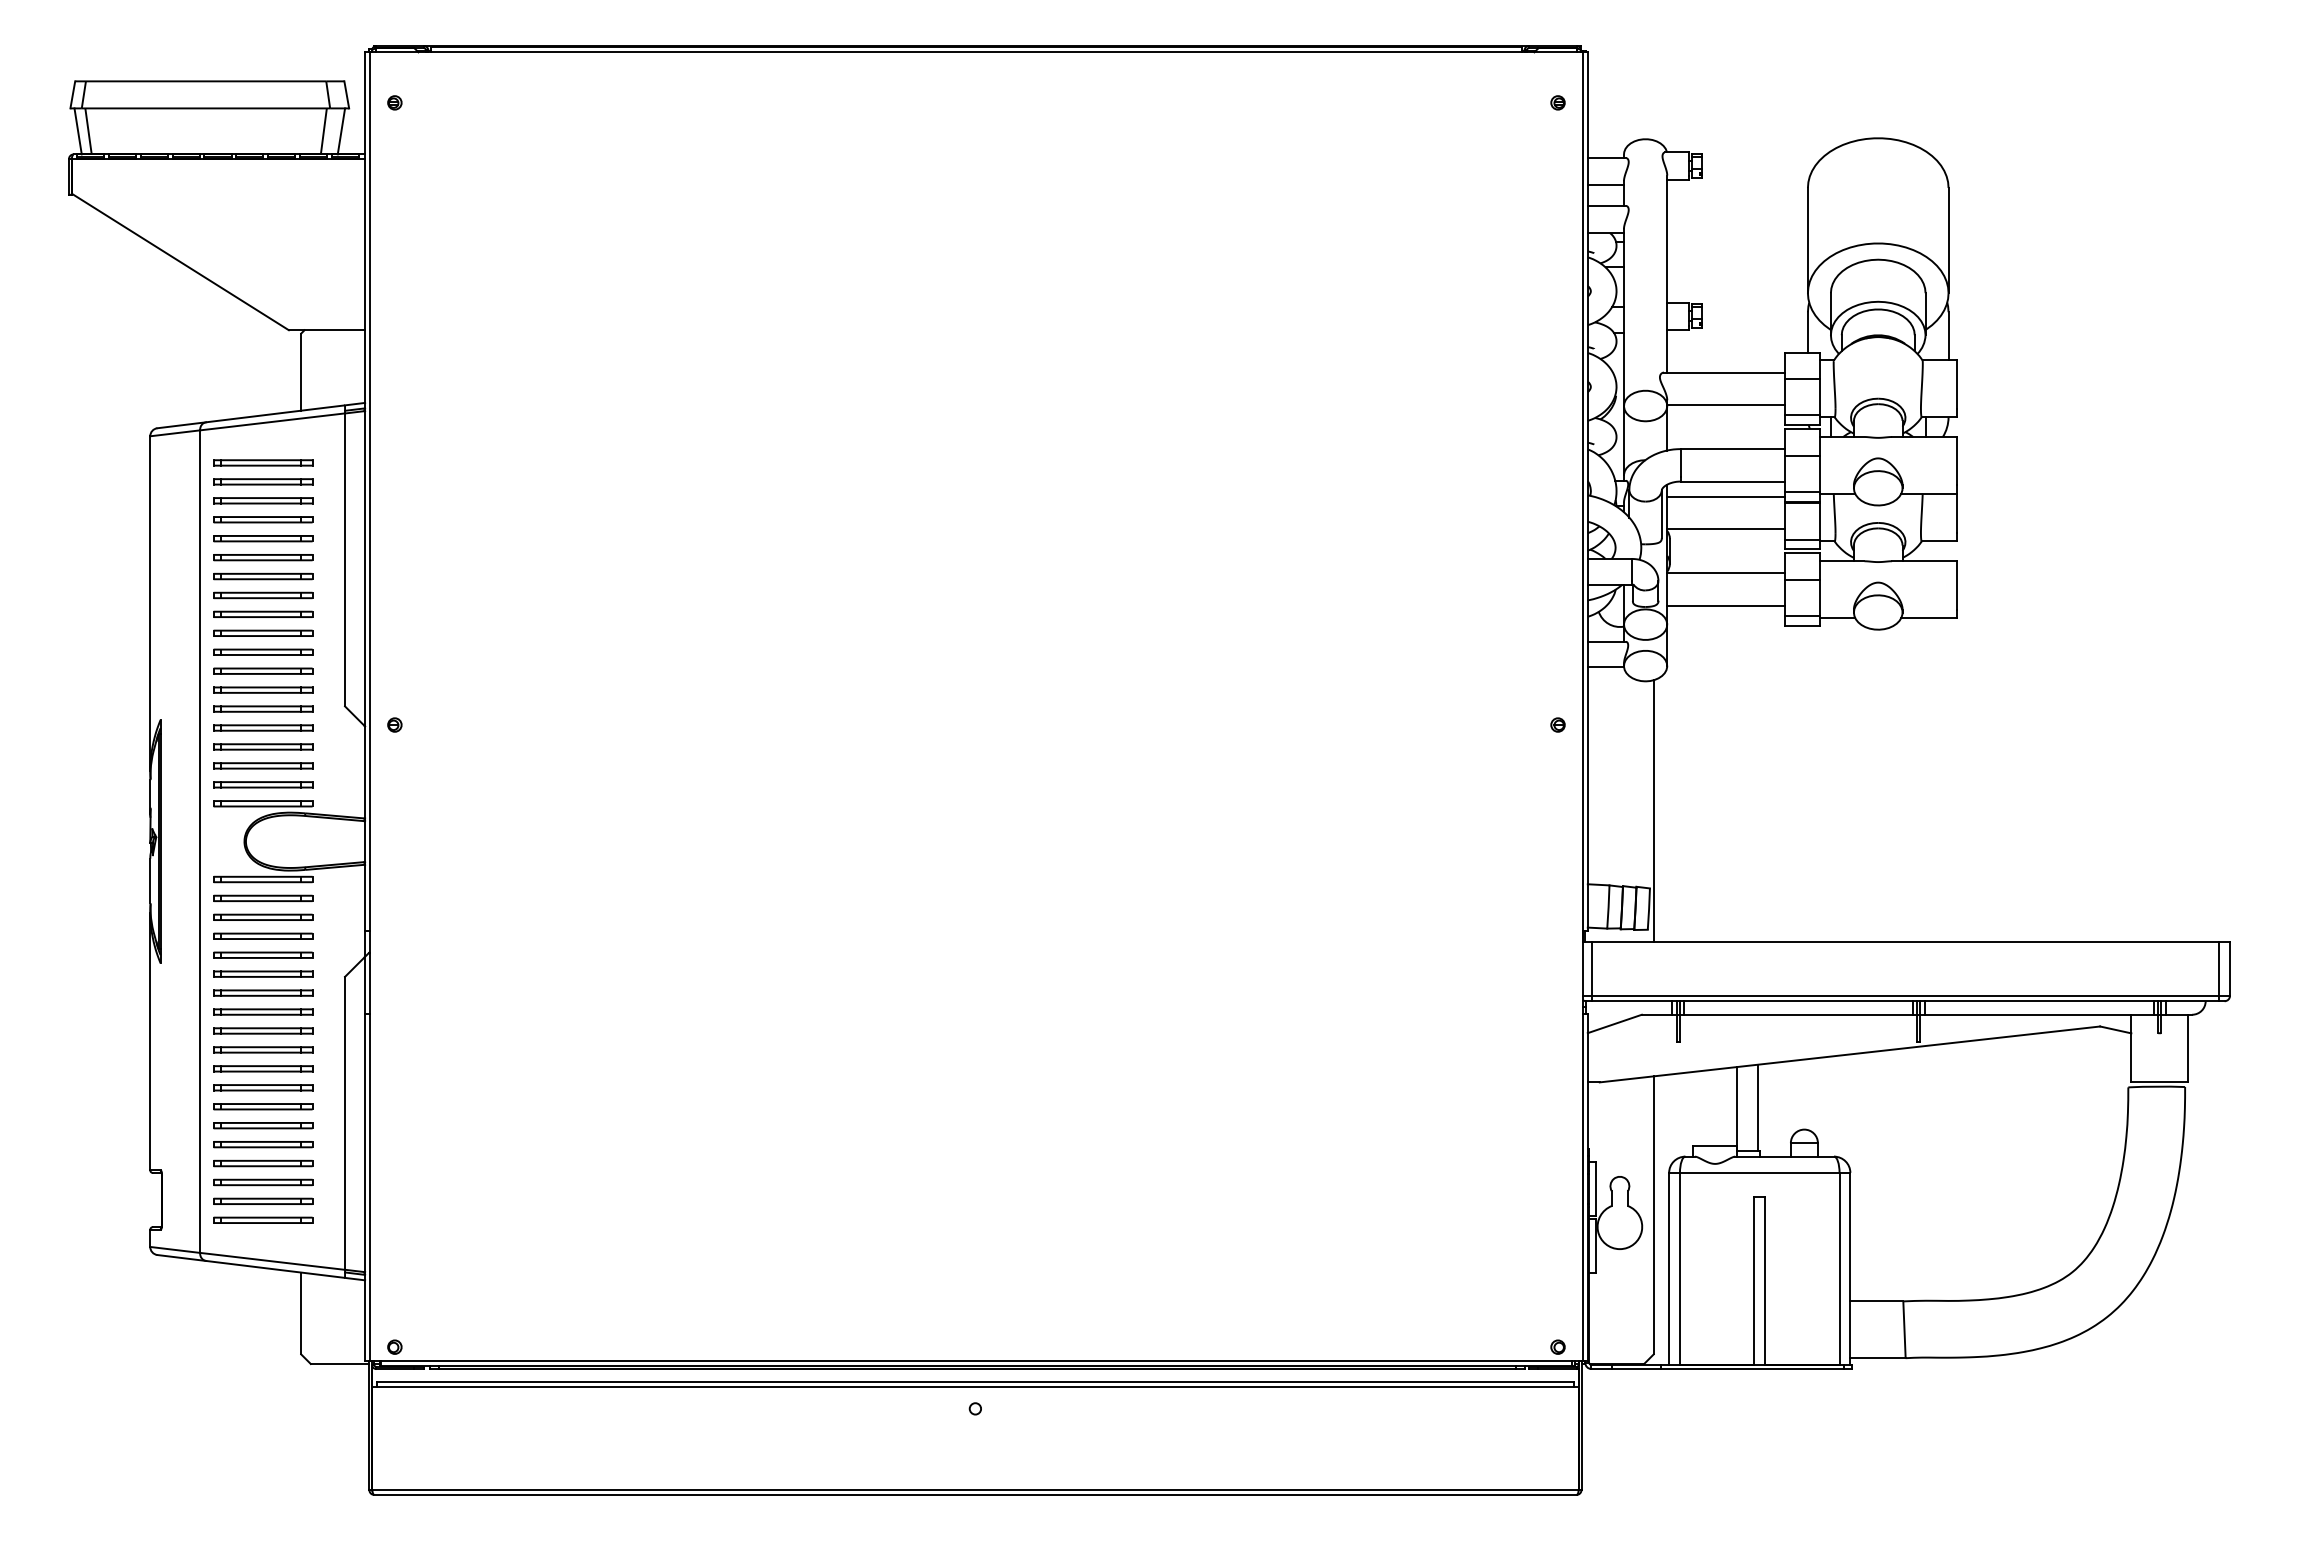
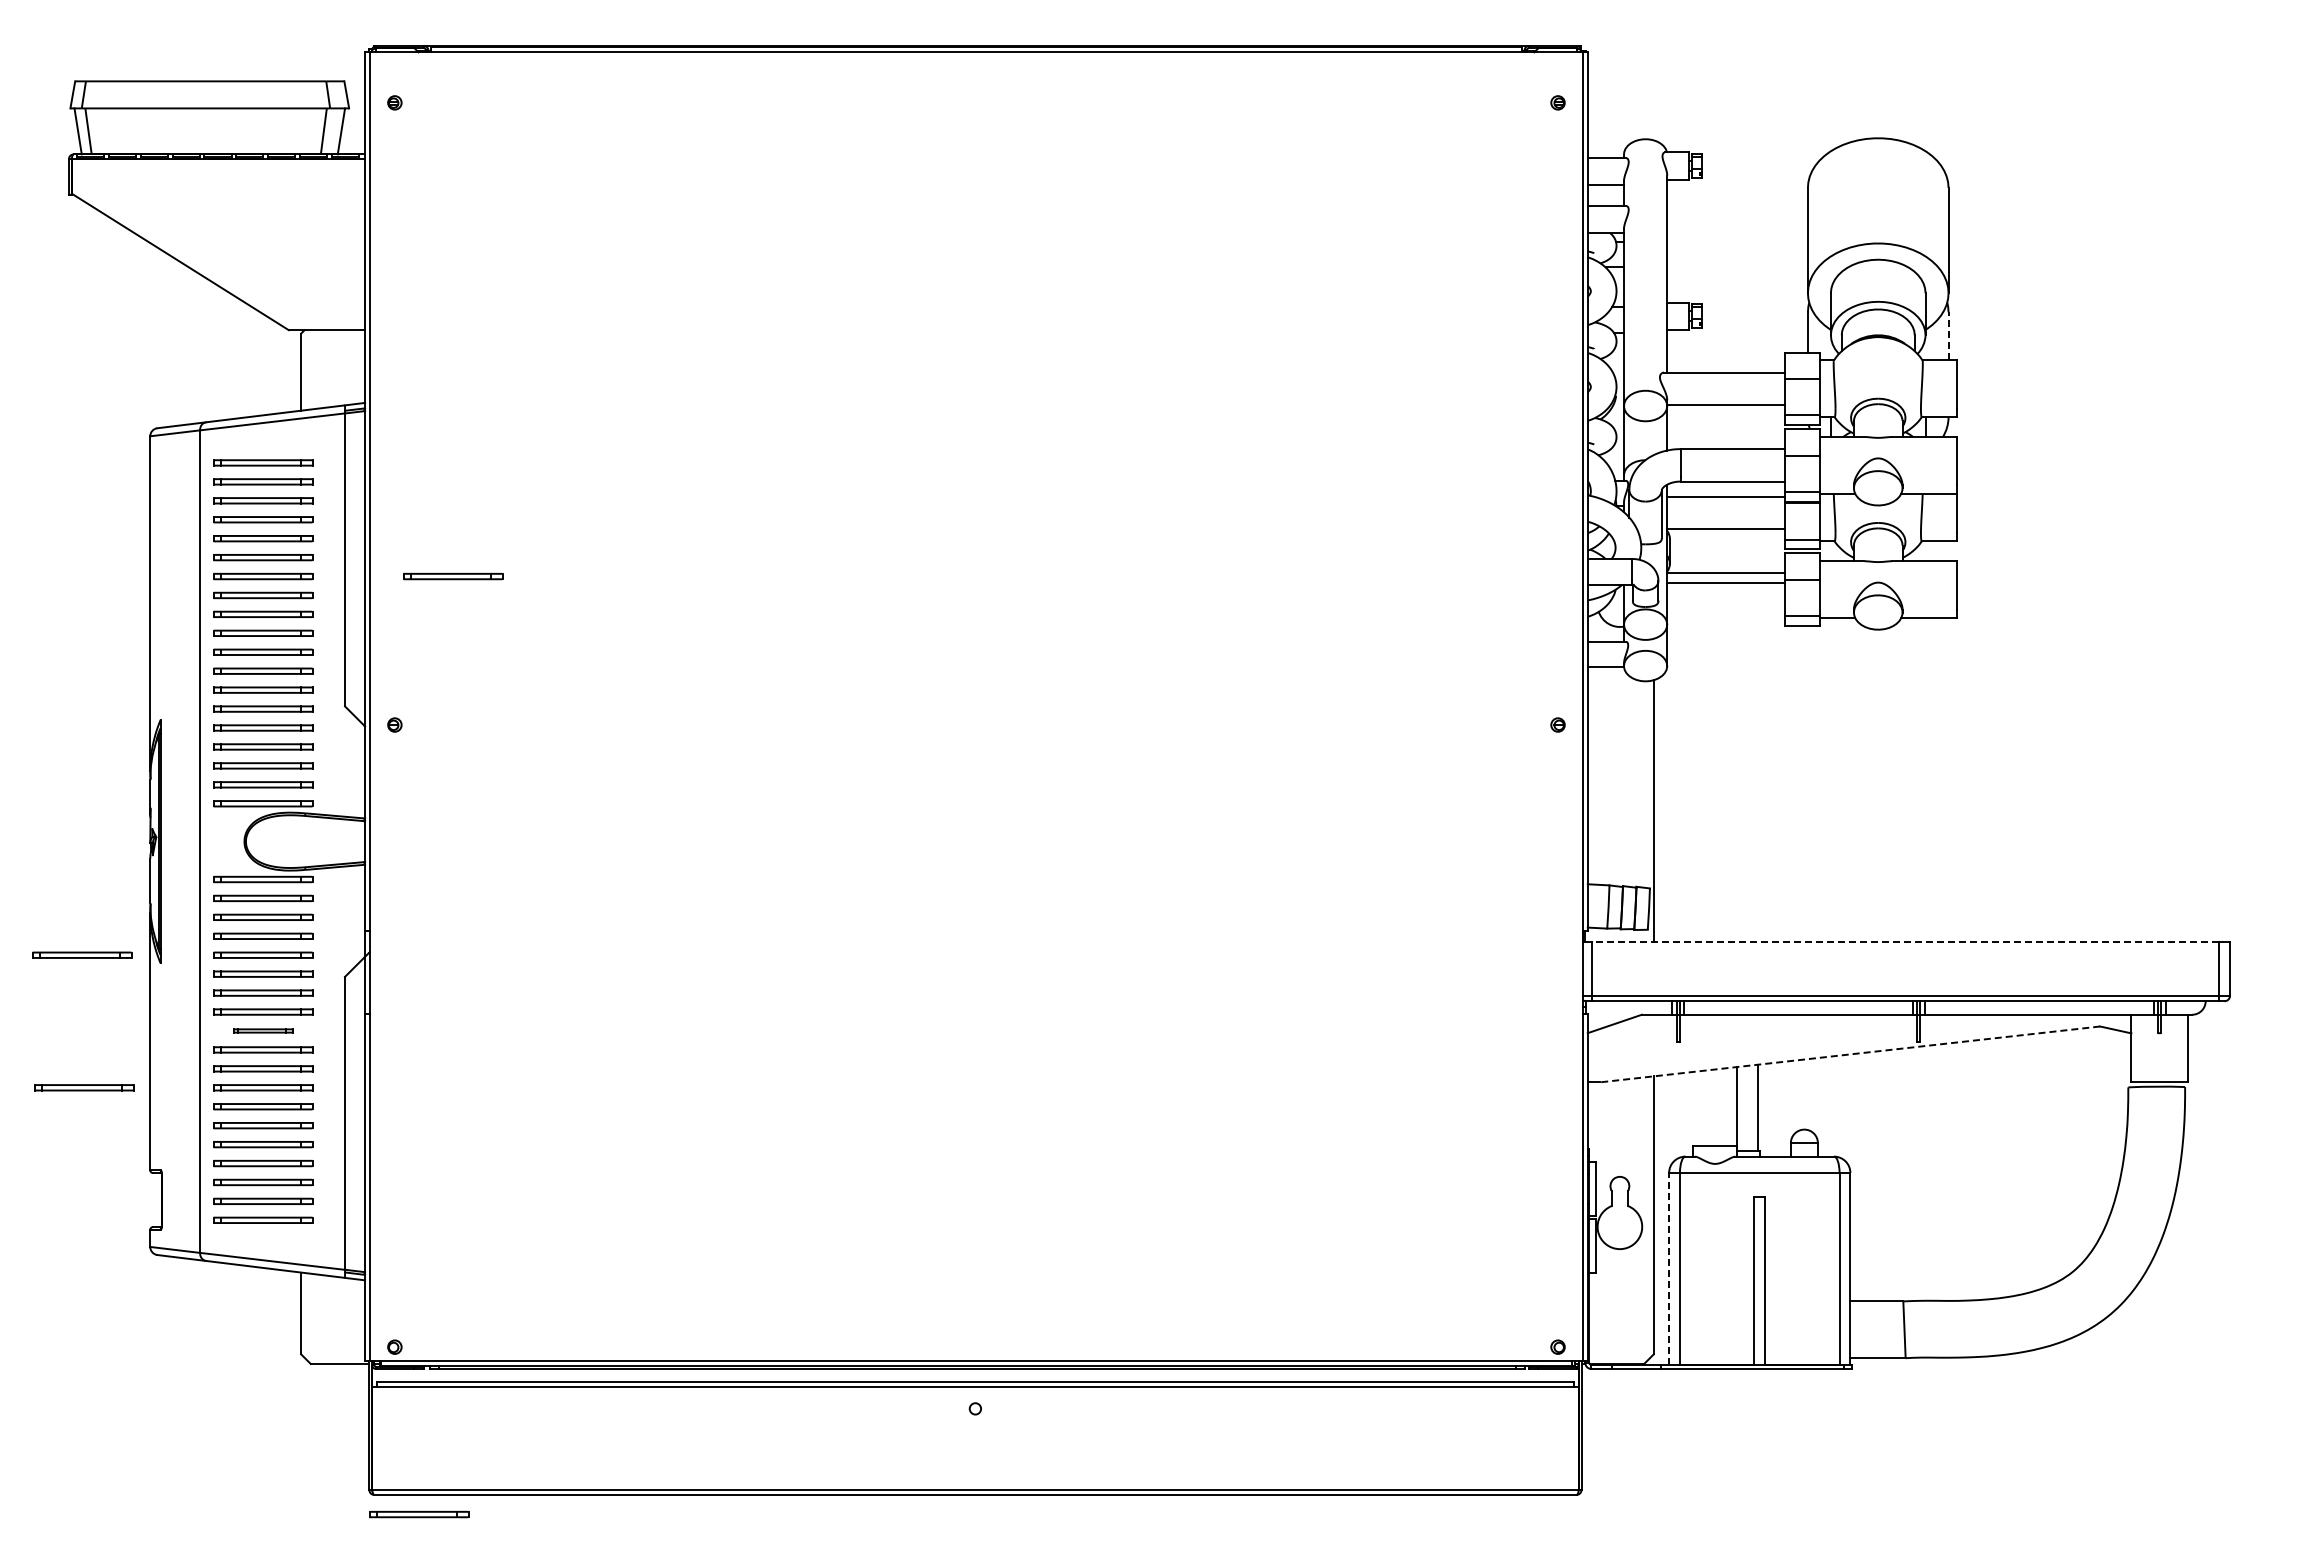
line: solid -> dashed (1948, 335)
part: none -> present (453, 576)
line position: (1725, 605) -> (1725, 582) (1725, 582)
line: solid -> dashed (1905, 941)
part: none -> present (82, 954)
part size: 101x8 px -> 61x6 px (263, 1030)
line: solid -> dashed (1849, 1054)
part: none -> present (84, 1087)
line: solid -> dashed (1669, 1268)
part: none -> present (419, 1514)
